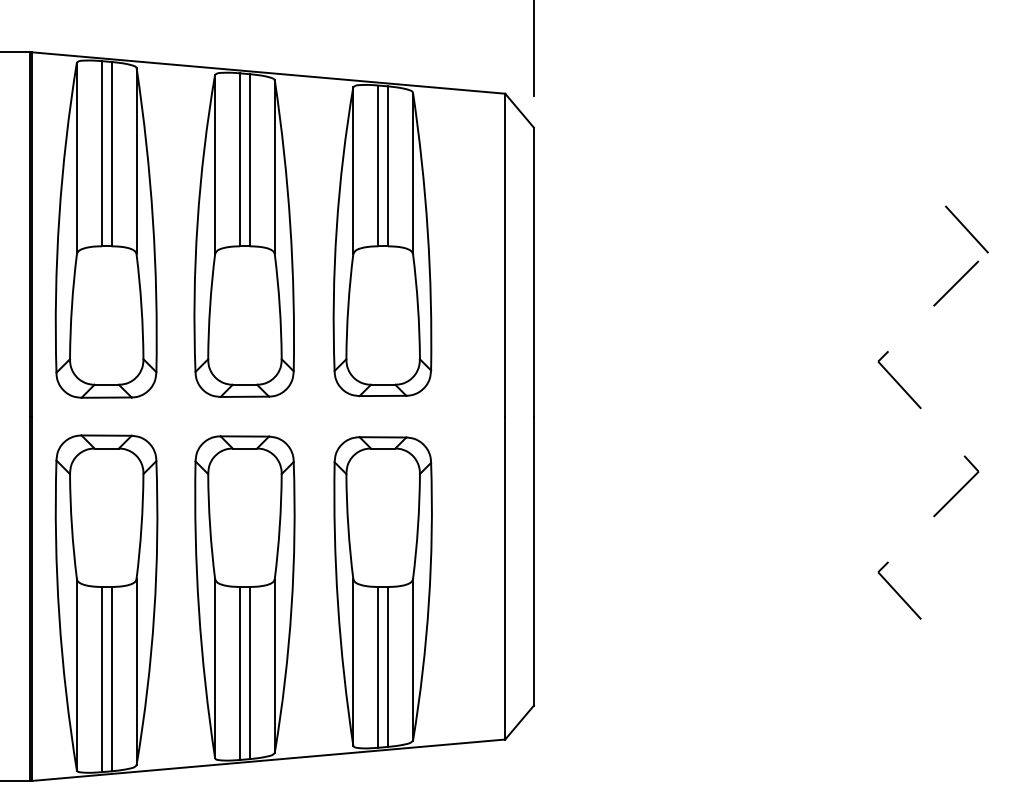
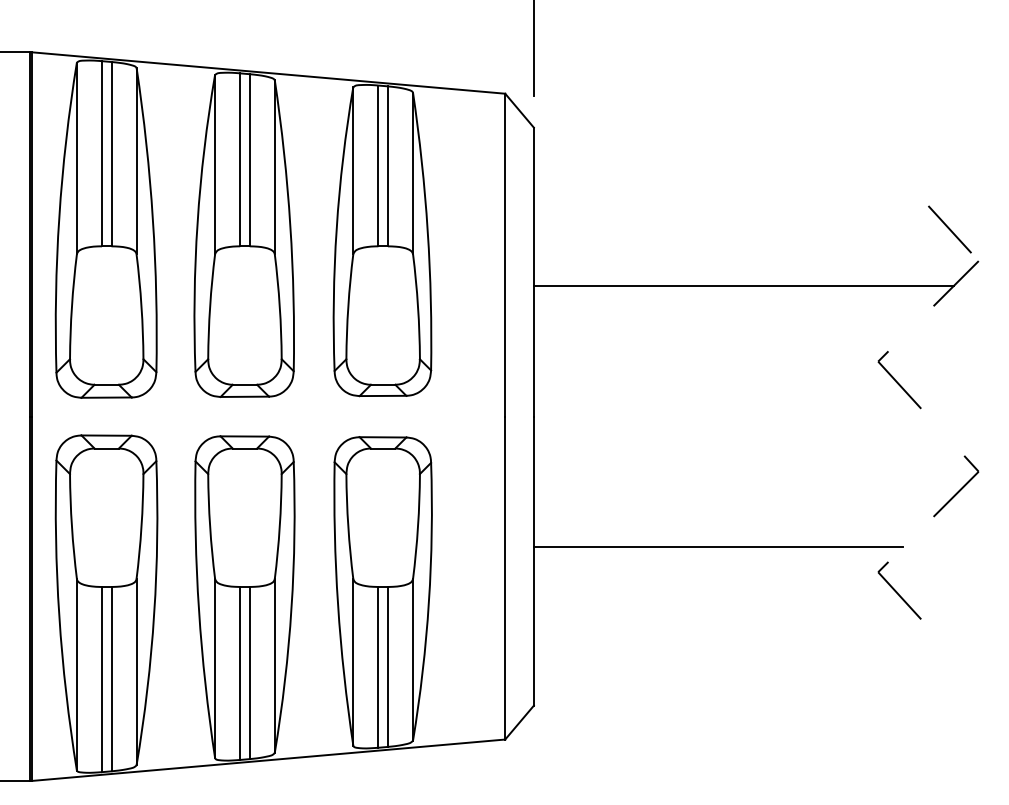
line position: (966, 229) -> (949, 229) (949, 229)
line: none -> present (743, 285)
line: none -> present (717, 547)
